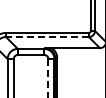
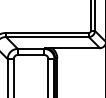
line: dashed -> solid (46, 37)
line: dashed -> solid (48, 78)
